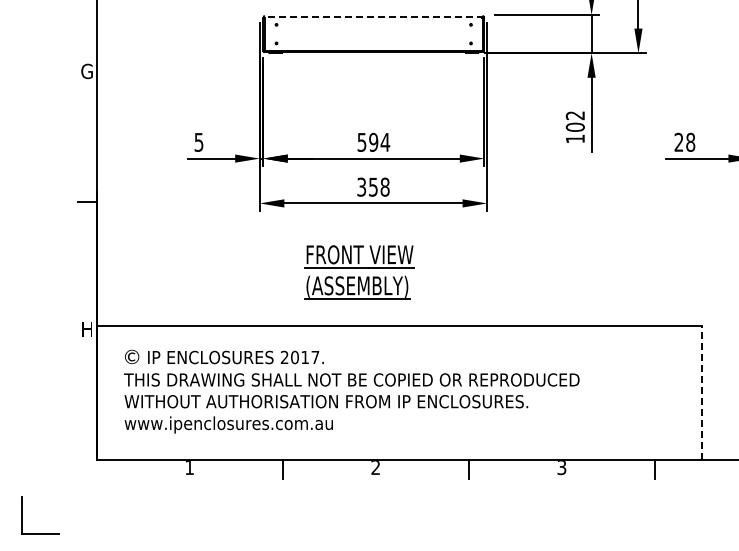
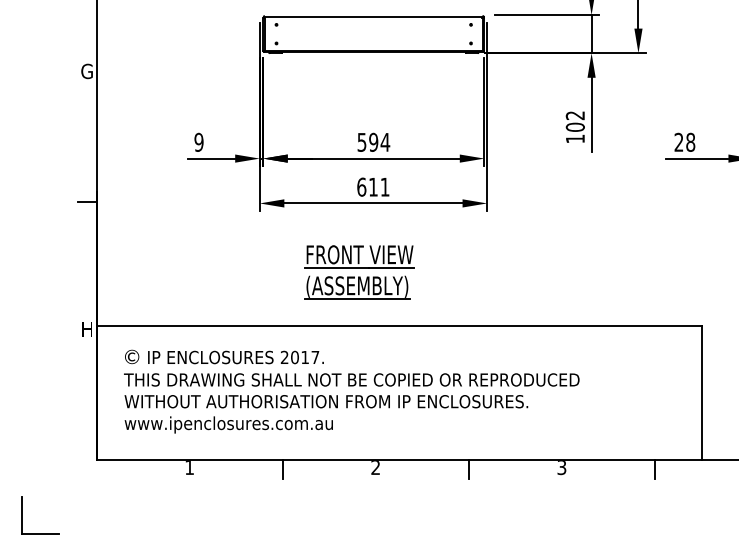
line: dashed -> solid (373, 17)
text: 5 -> 9 (198, 141)
text: 358 -> 611 (373, 186)
line: dashed -> solid (701, 392)
